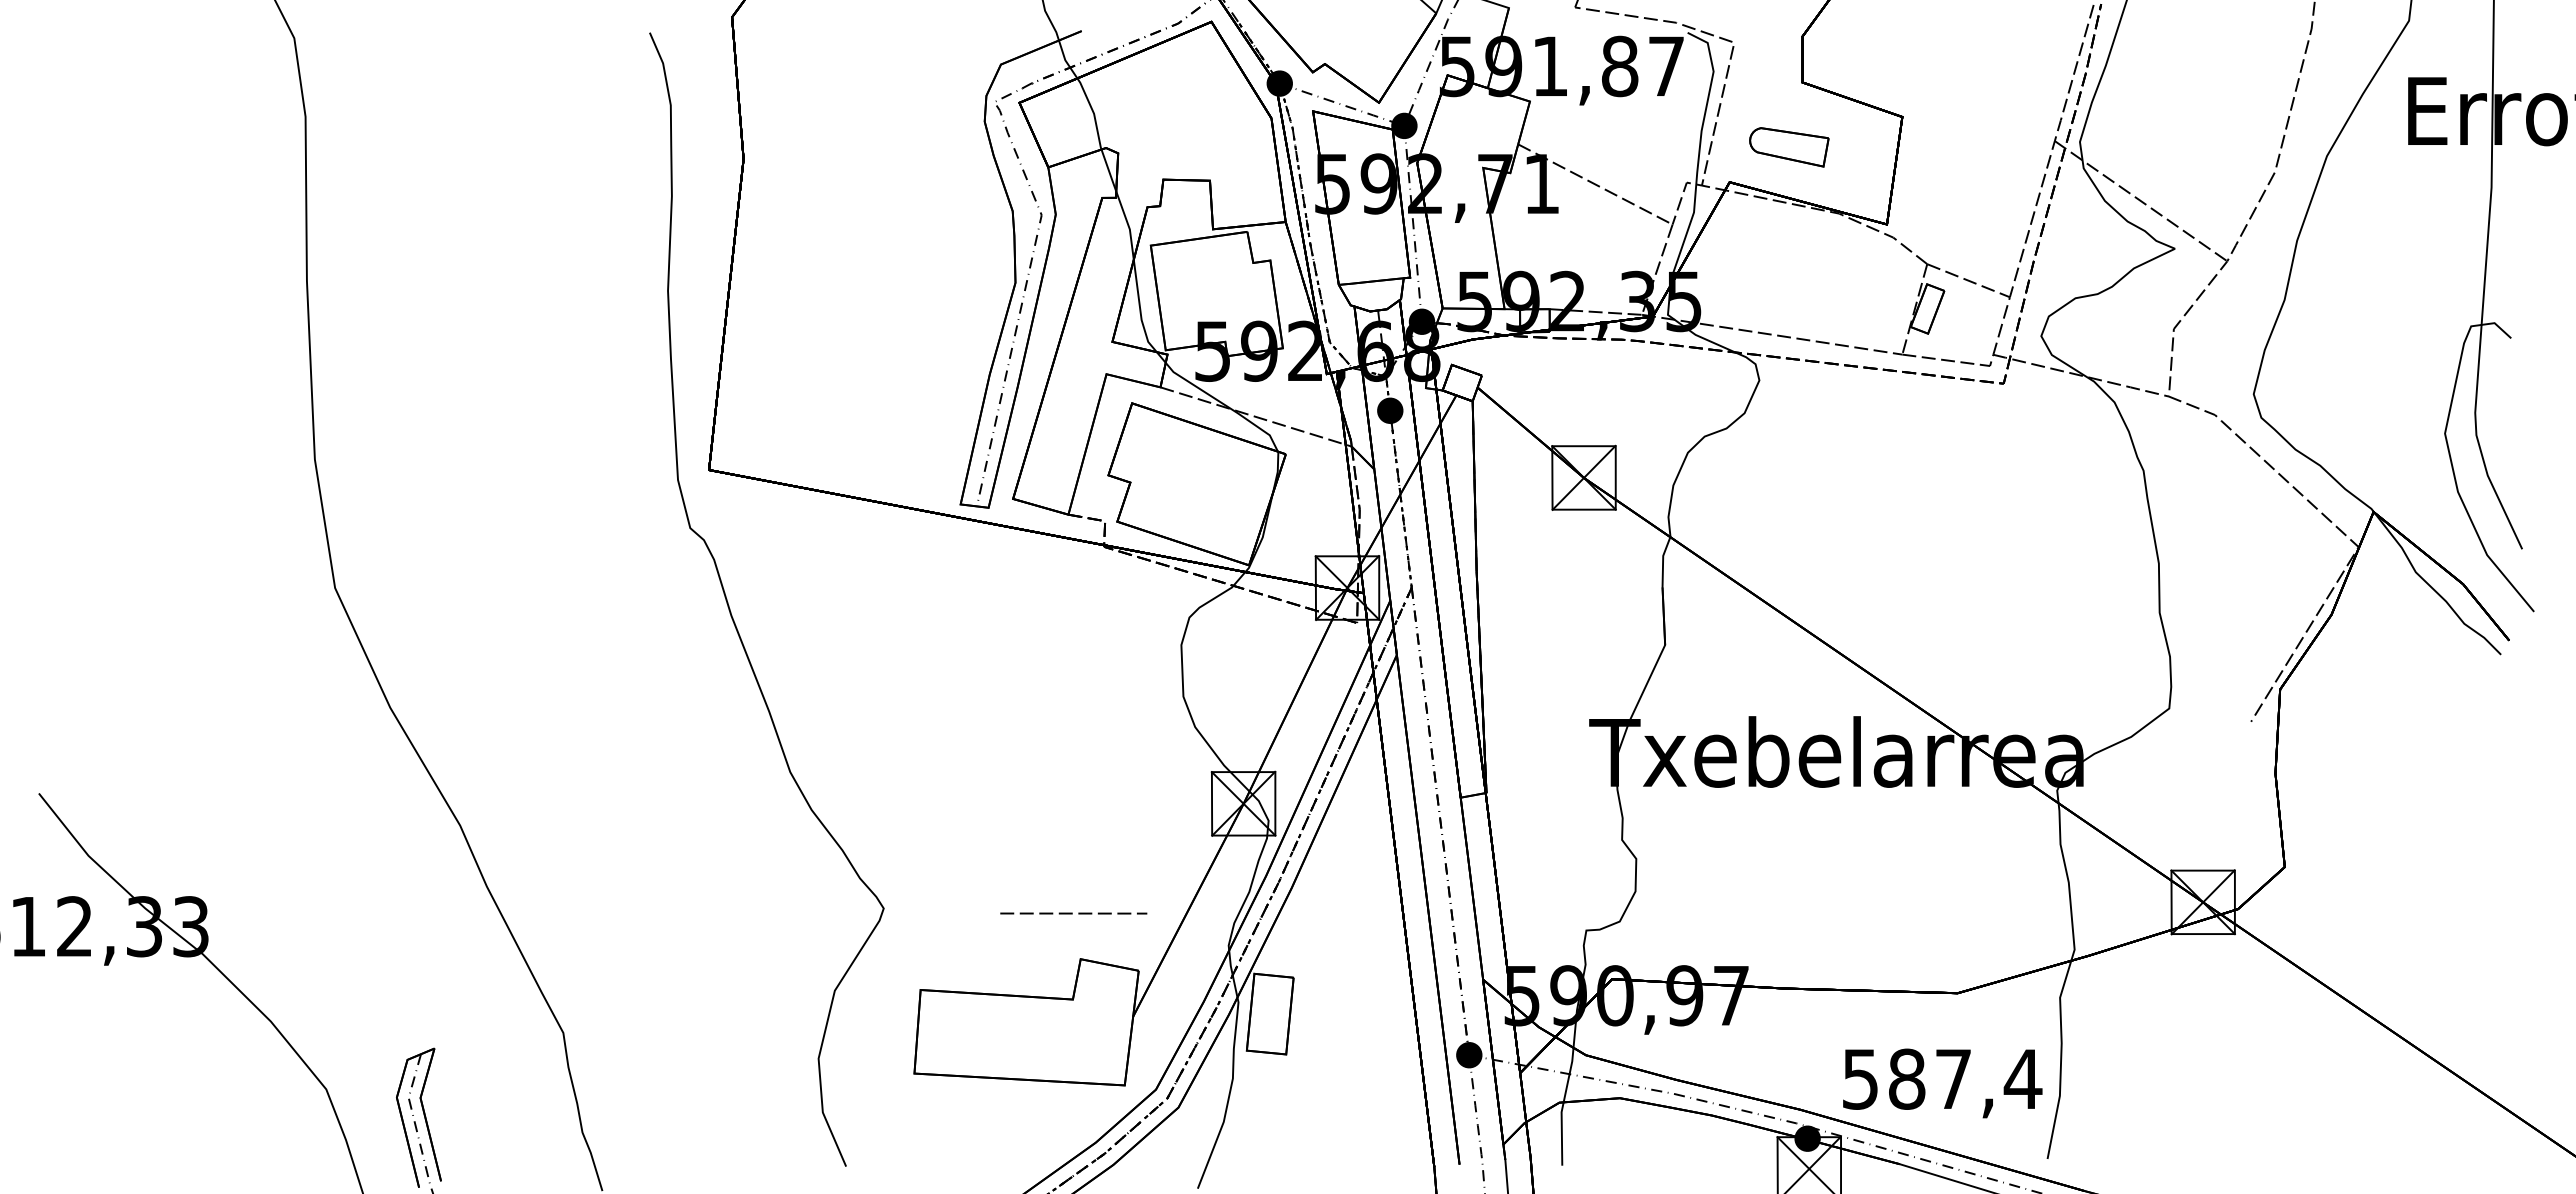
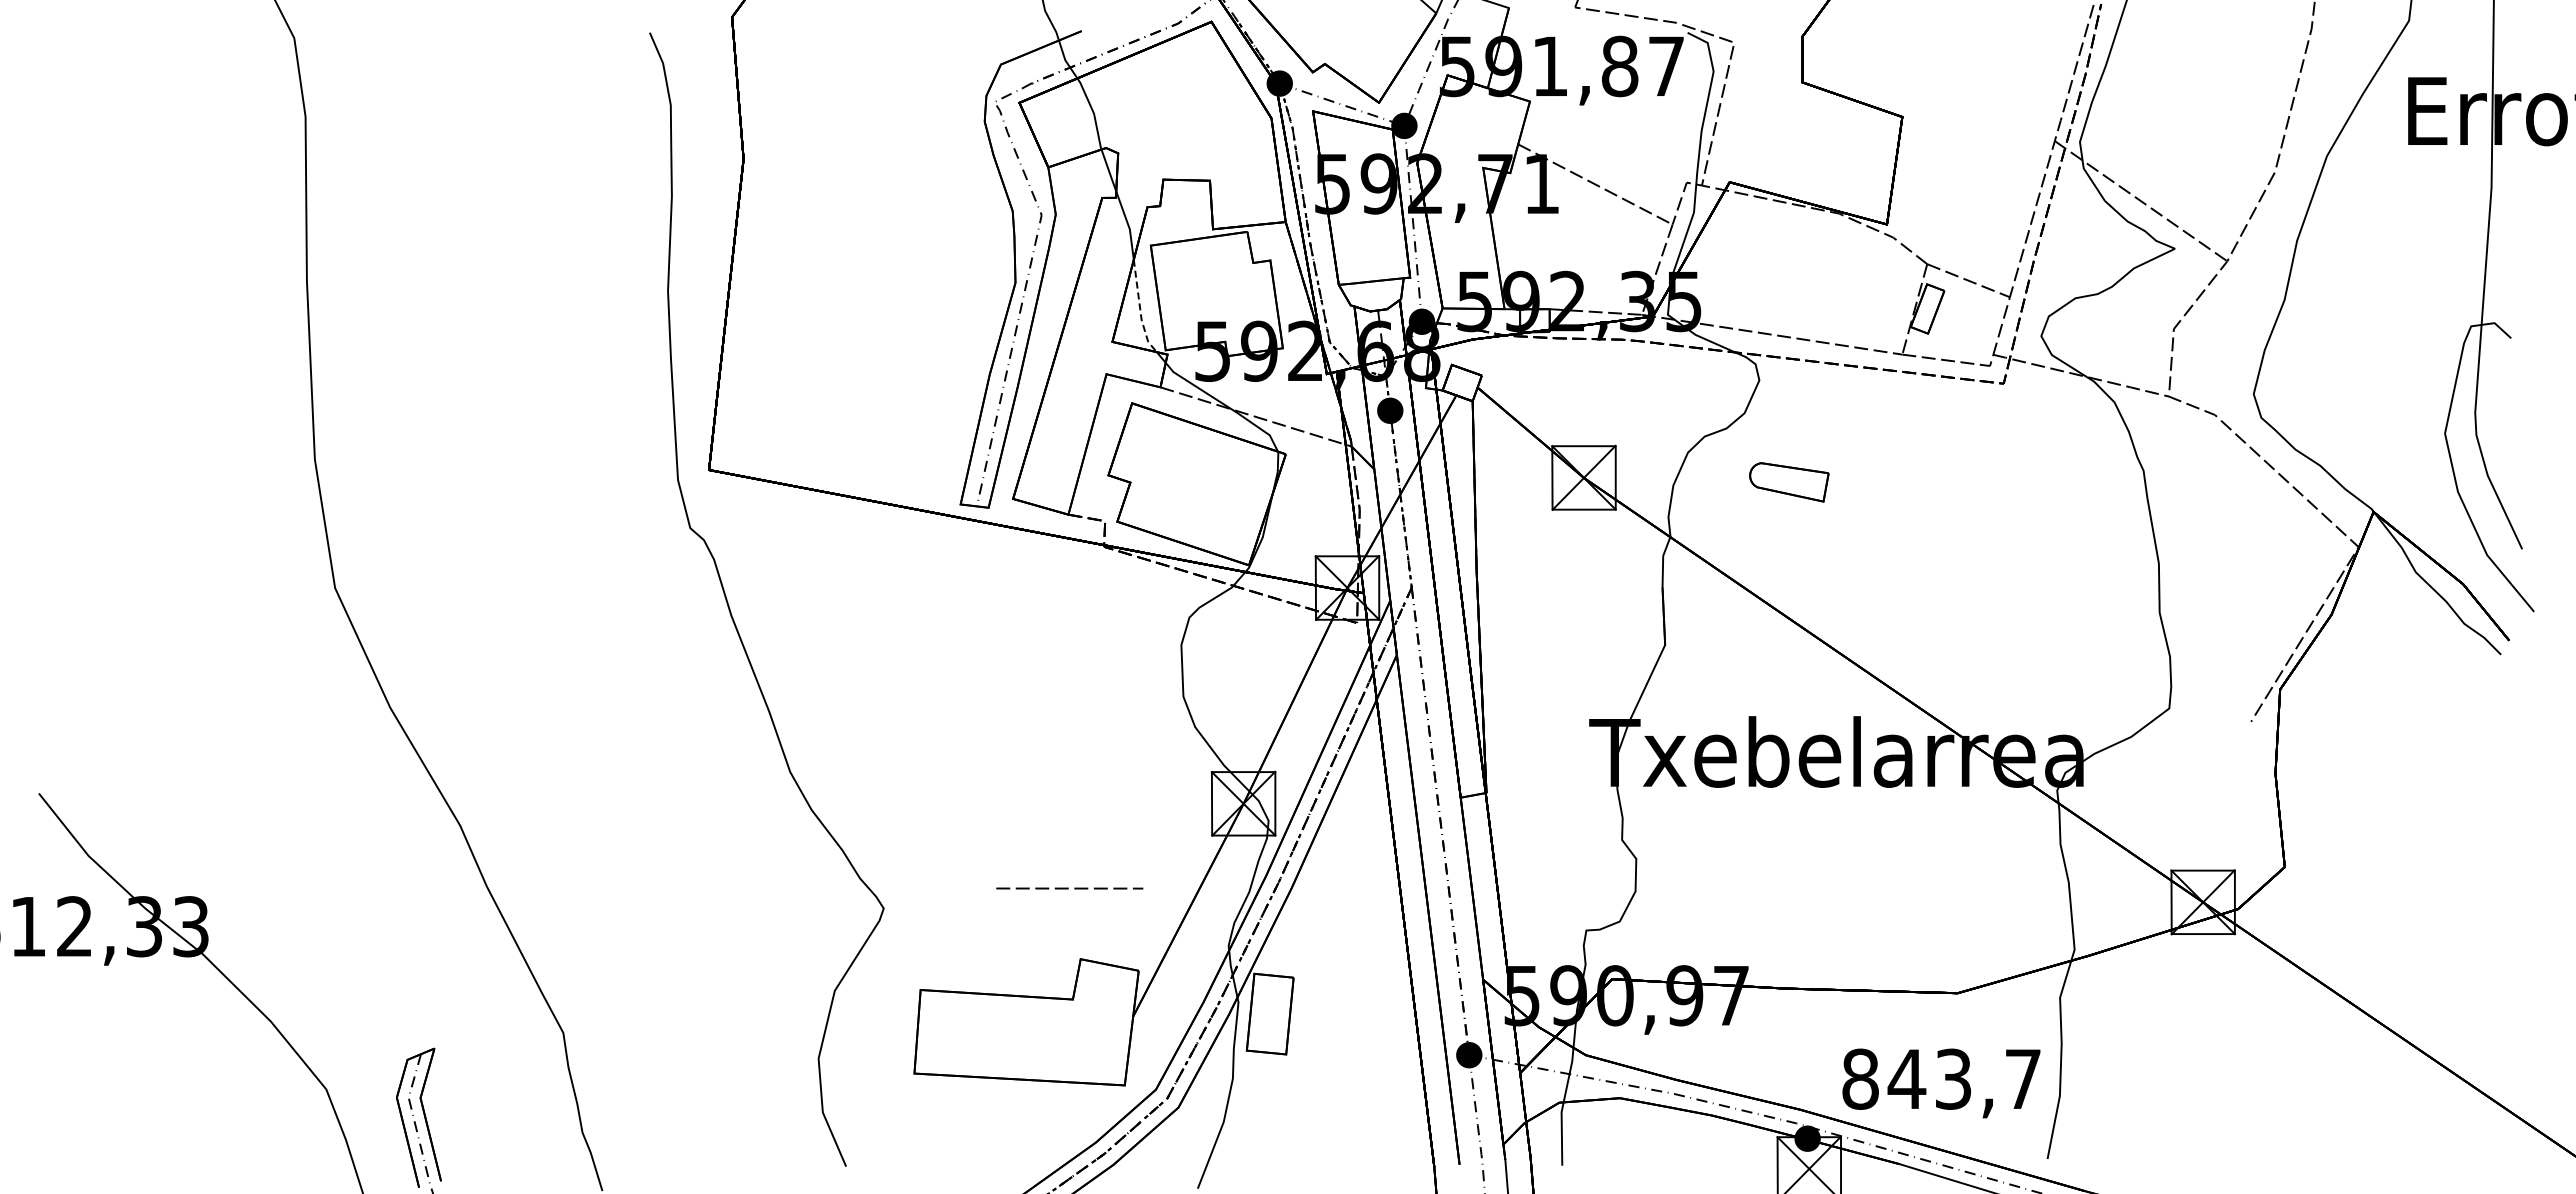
part position: (1789, 147) -> (1789, 482) (1789, 482)
line: solid -> dashed (1140, 309)
line position: (1072, 913) -> (1068, 888) (1068, 888)
text: 587,4 -> 843,7 (1942, 1078)
